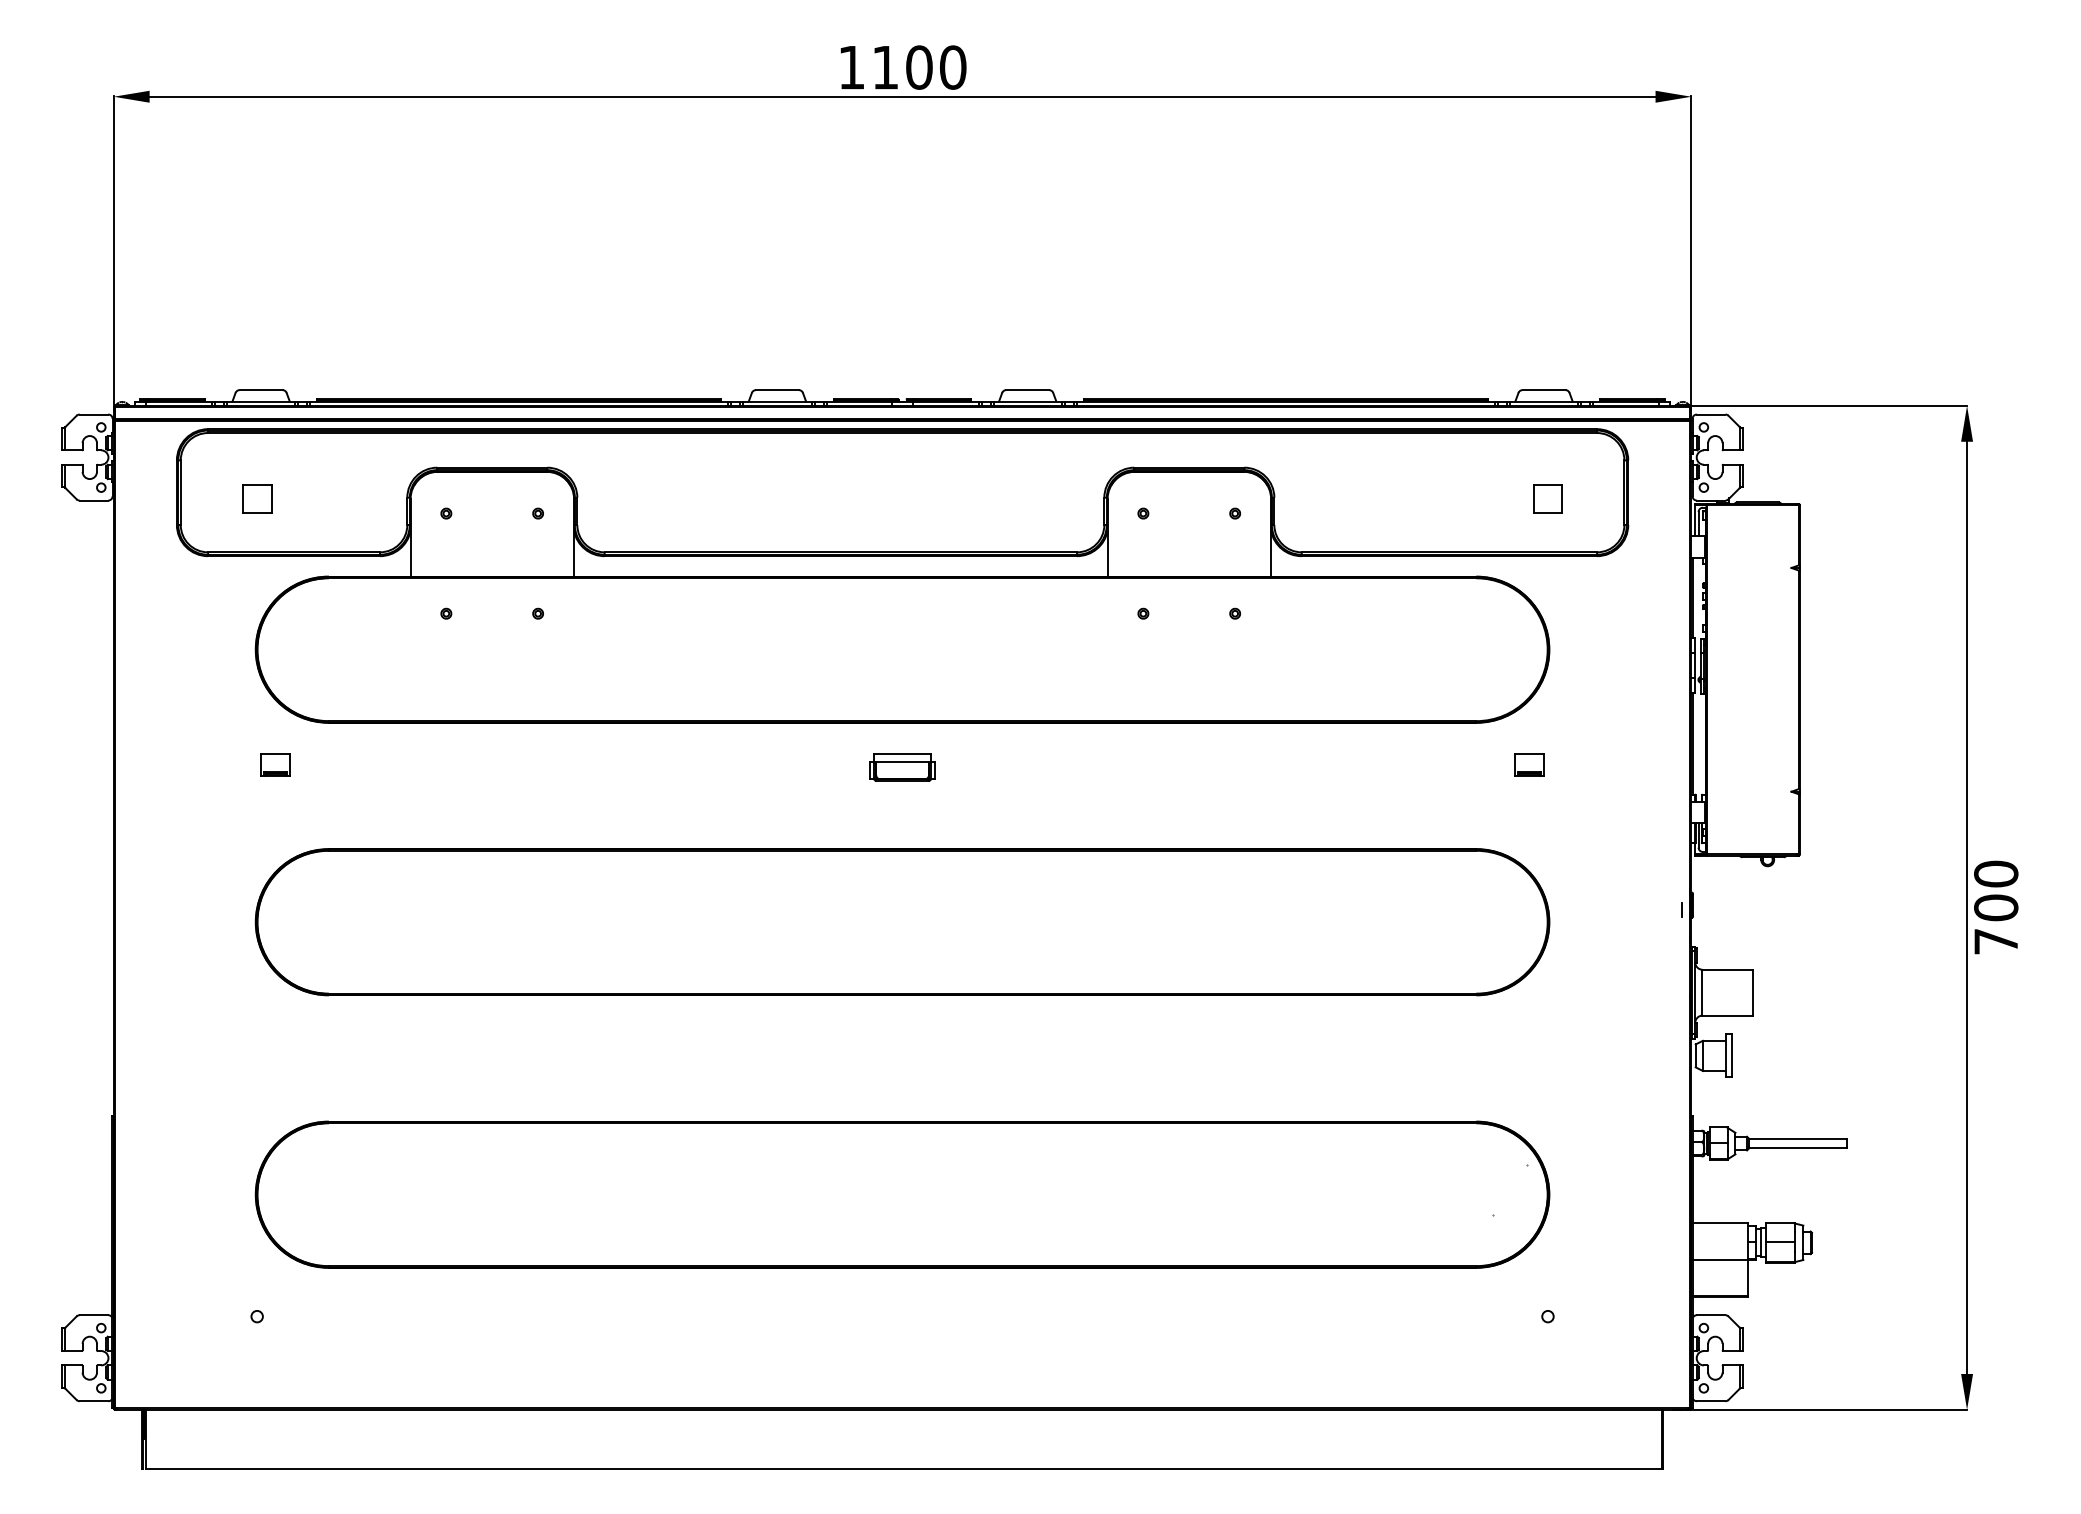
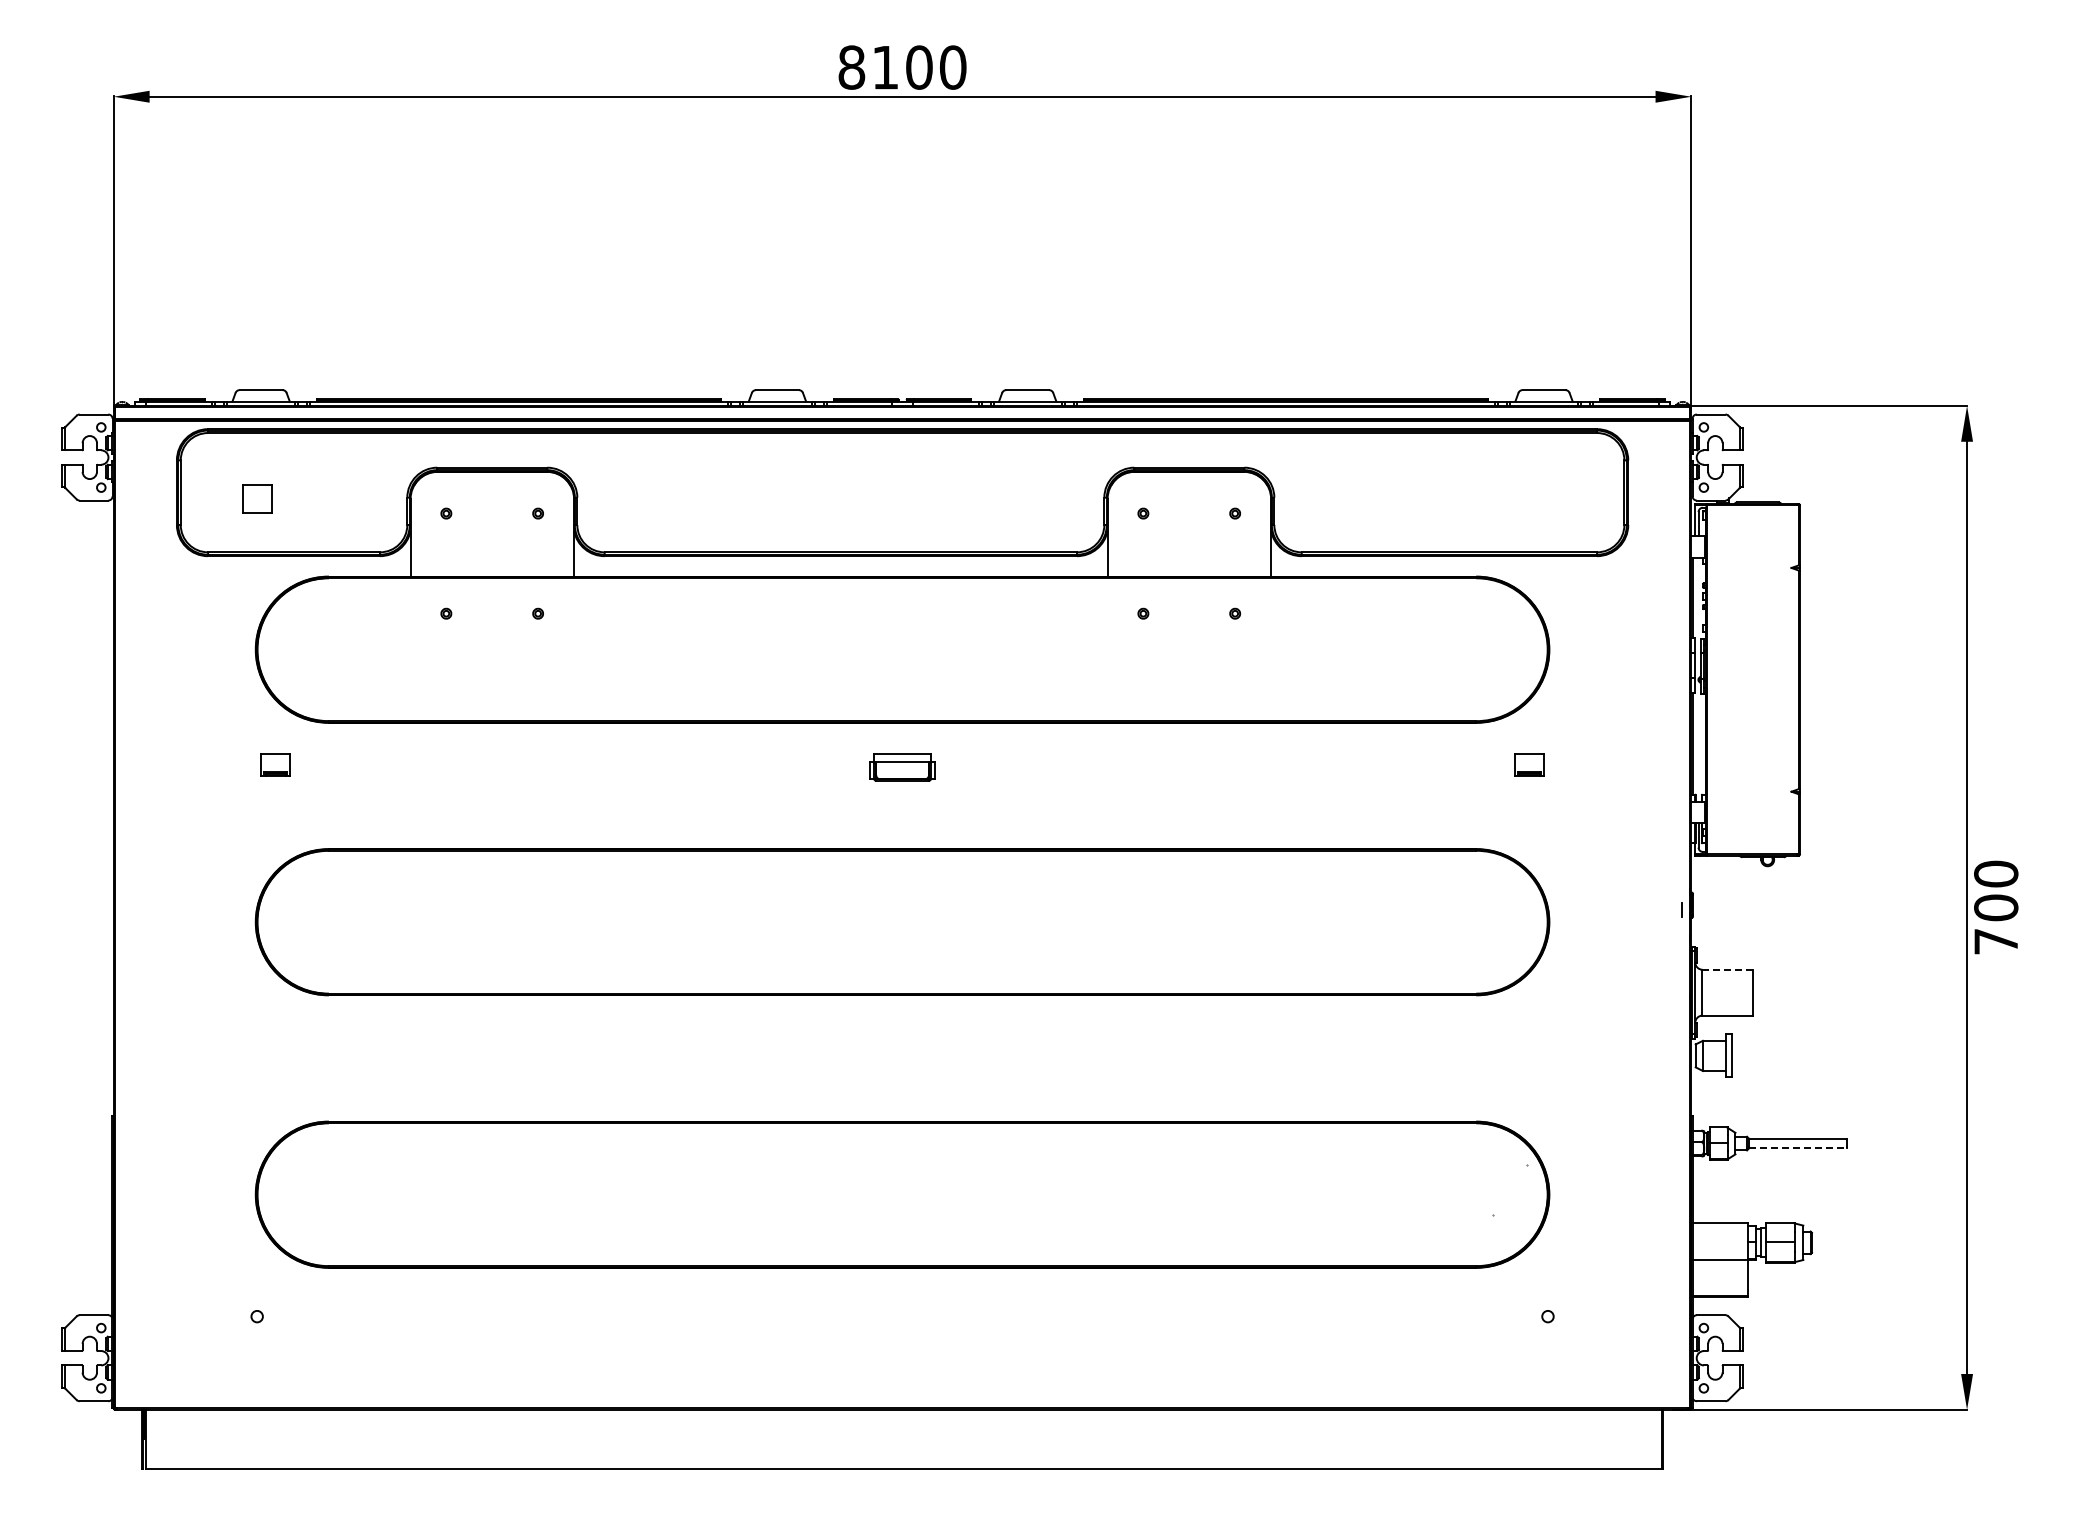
text: 1100 -> 8100 (851, 67)
part: present -> none (1547, 498)
line: solid -> dashed (1727, 969)
line: solid -> dashed (1798, 1148)
